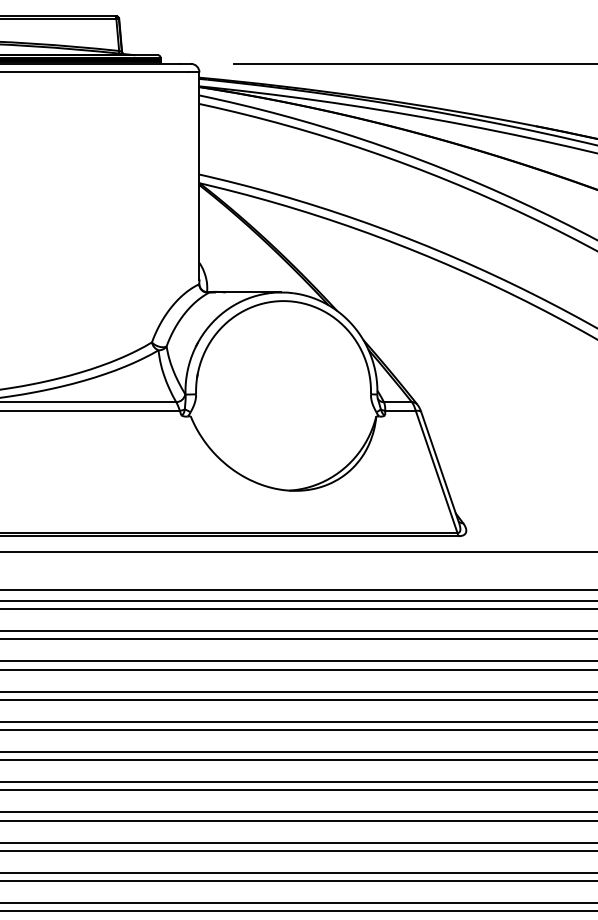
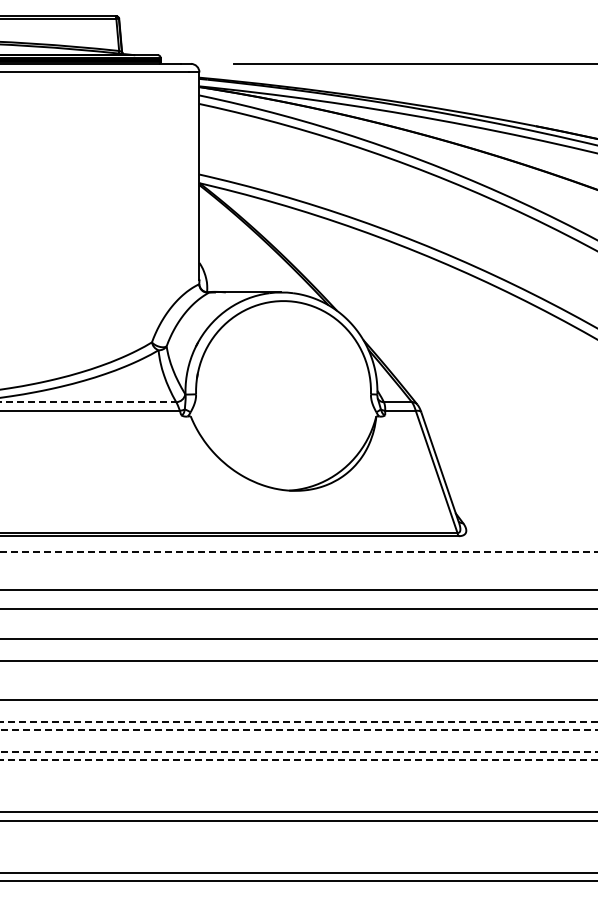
line: solid -> dashed (88, 402)
line: solid -> dashed (298, 552)
line: present -> none (298, 601)
line: present -> none (298, 631)
line: present -> none (298, 669)
line: present -> none (298, 691)
line: solid -> dashed (298, 721)
line: solid -> dashed (298, 730)
line: solid -> dashed (298, 751)
line: solid -> dashed (298, 760)
line: present -> none (298, 782)
line: present -> none (298, 790)
line: present -> none (298, 842)
line: present -> none (298, 850)
line: present -> none (298, 902)
line: present -> none (298, 911)
